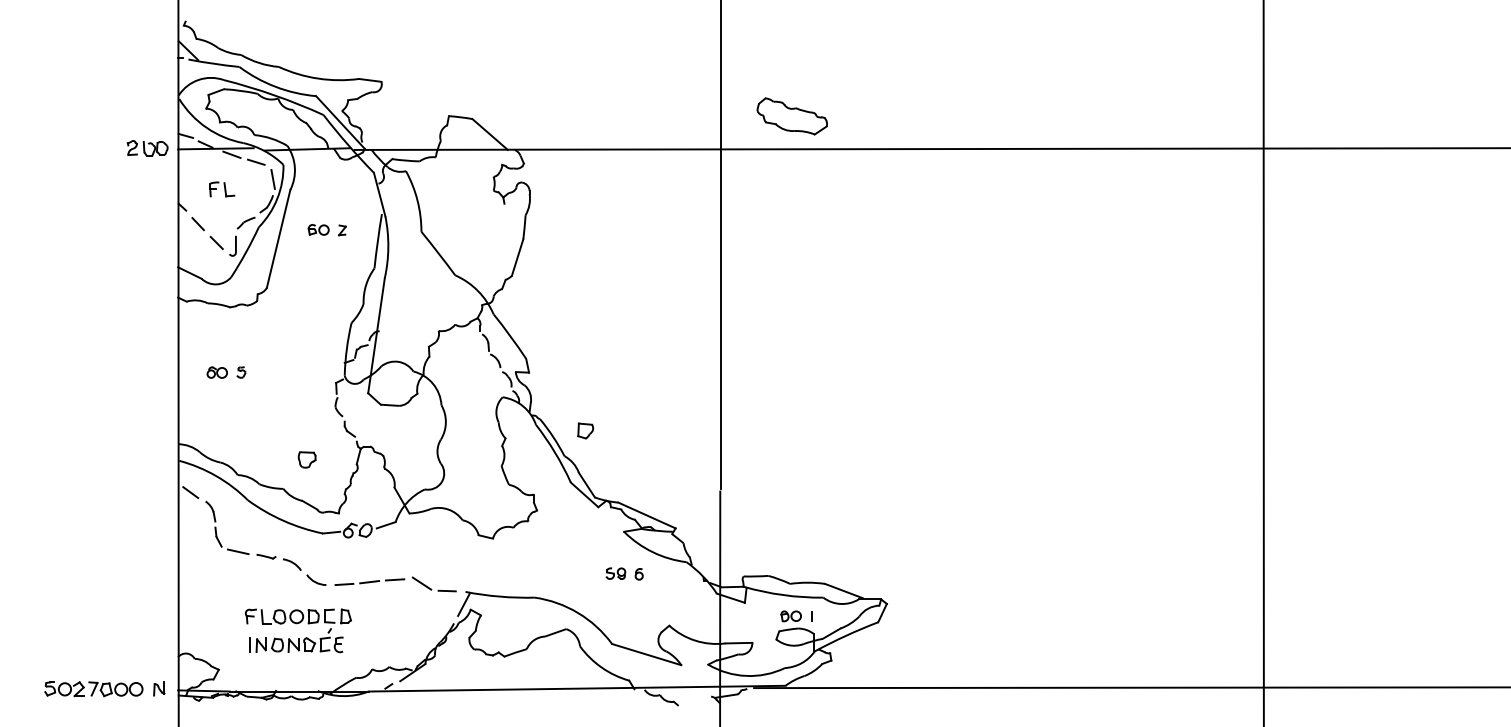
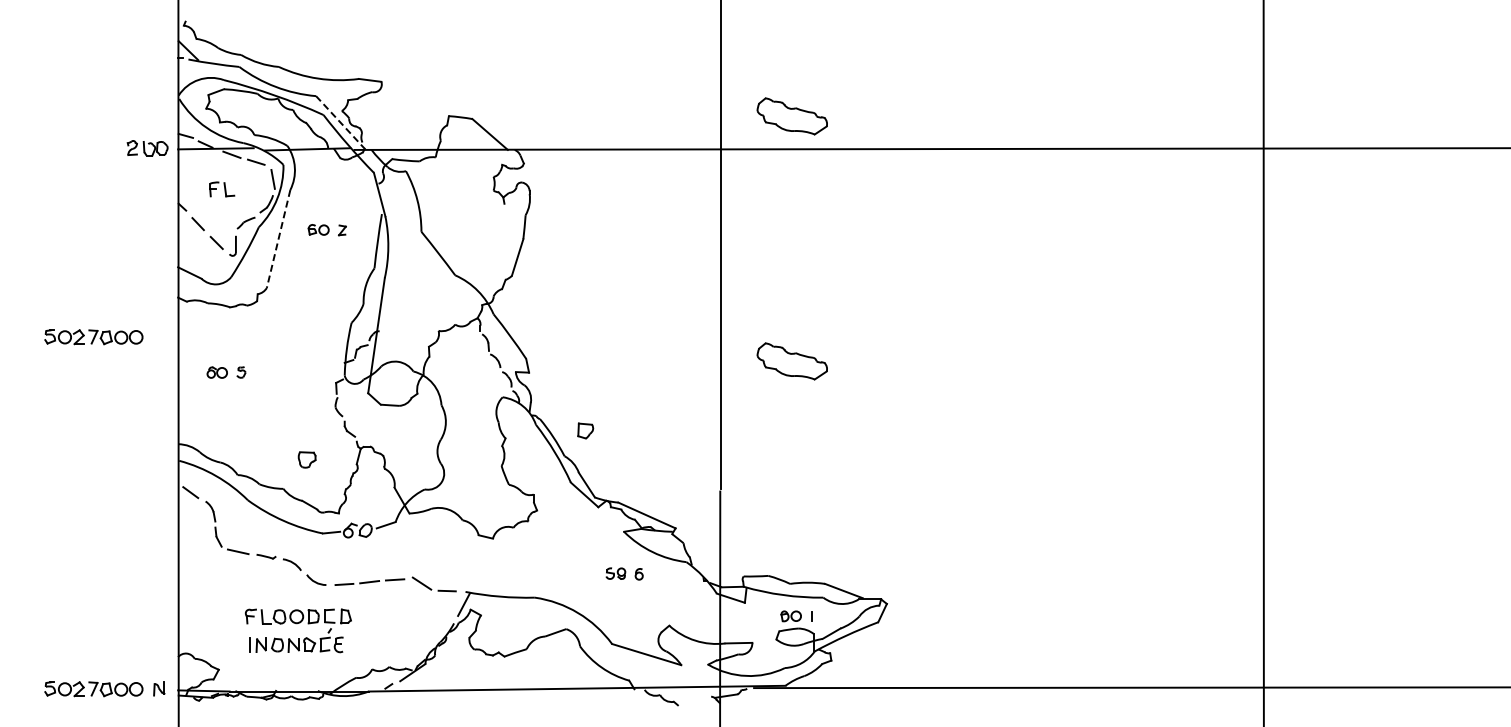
line: solid -> dashed (340, 122)
line: solid -> dashed (278, 239)
part: none -> present (93, 337)
part: none -> present (791, 361)
